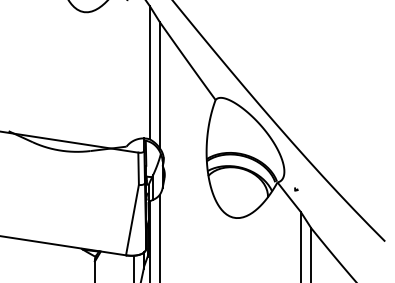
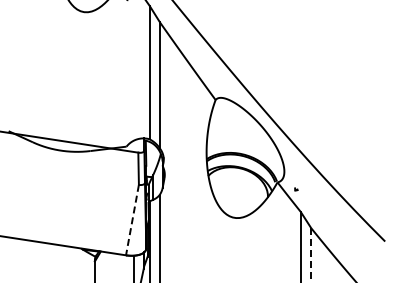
line: solid -> dashed (132, 220)
line: solid -> dashed (311, 256)
